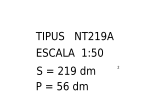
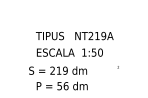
text position: (65, 70) -> (57, 70) (57, 70)
